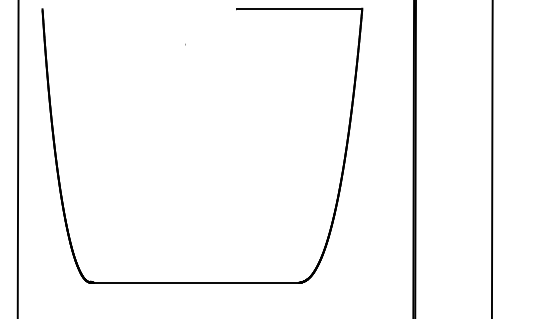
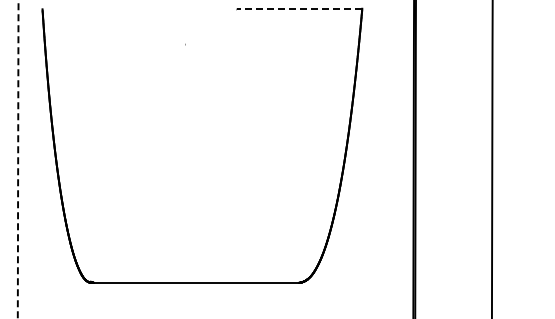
line: solid -> dashed (299, 9)
arc: solid -> dashed (18, 159)
